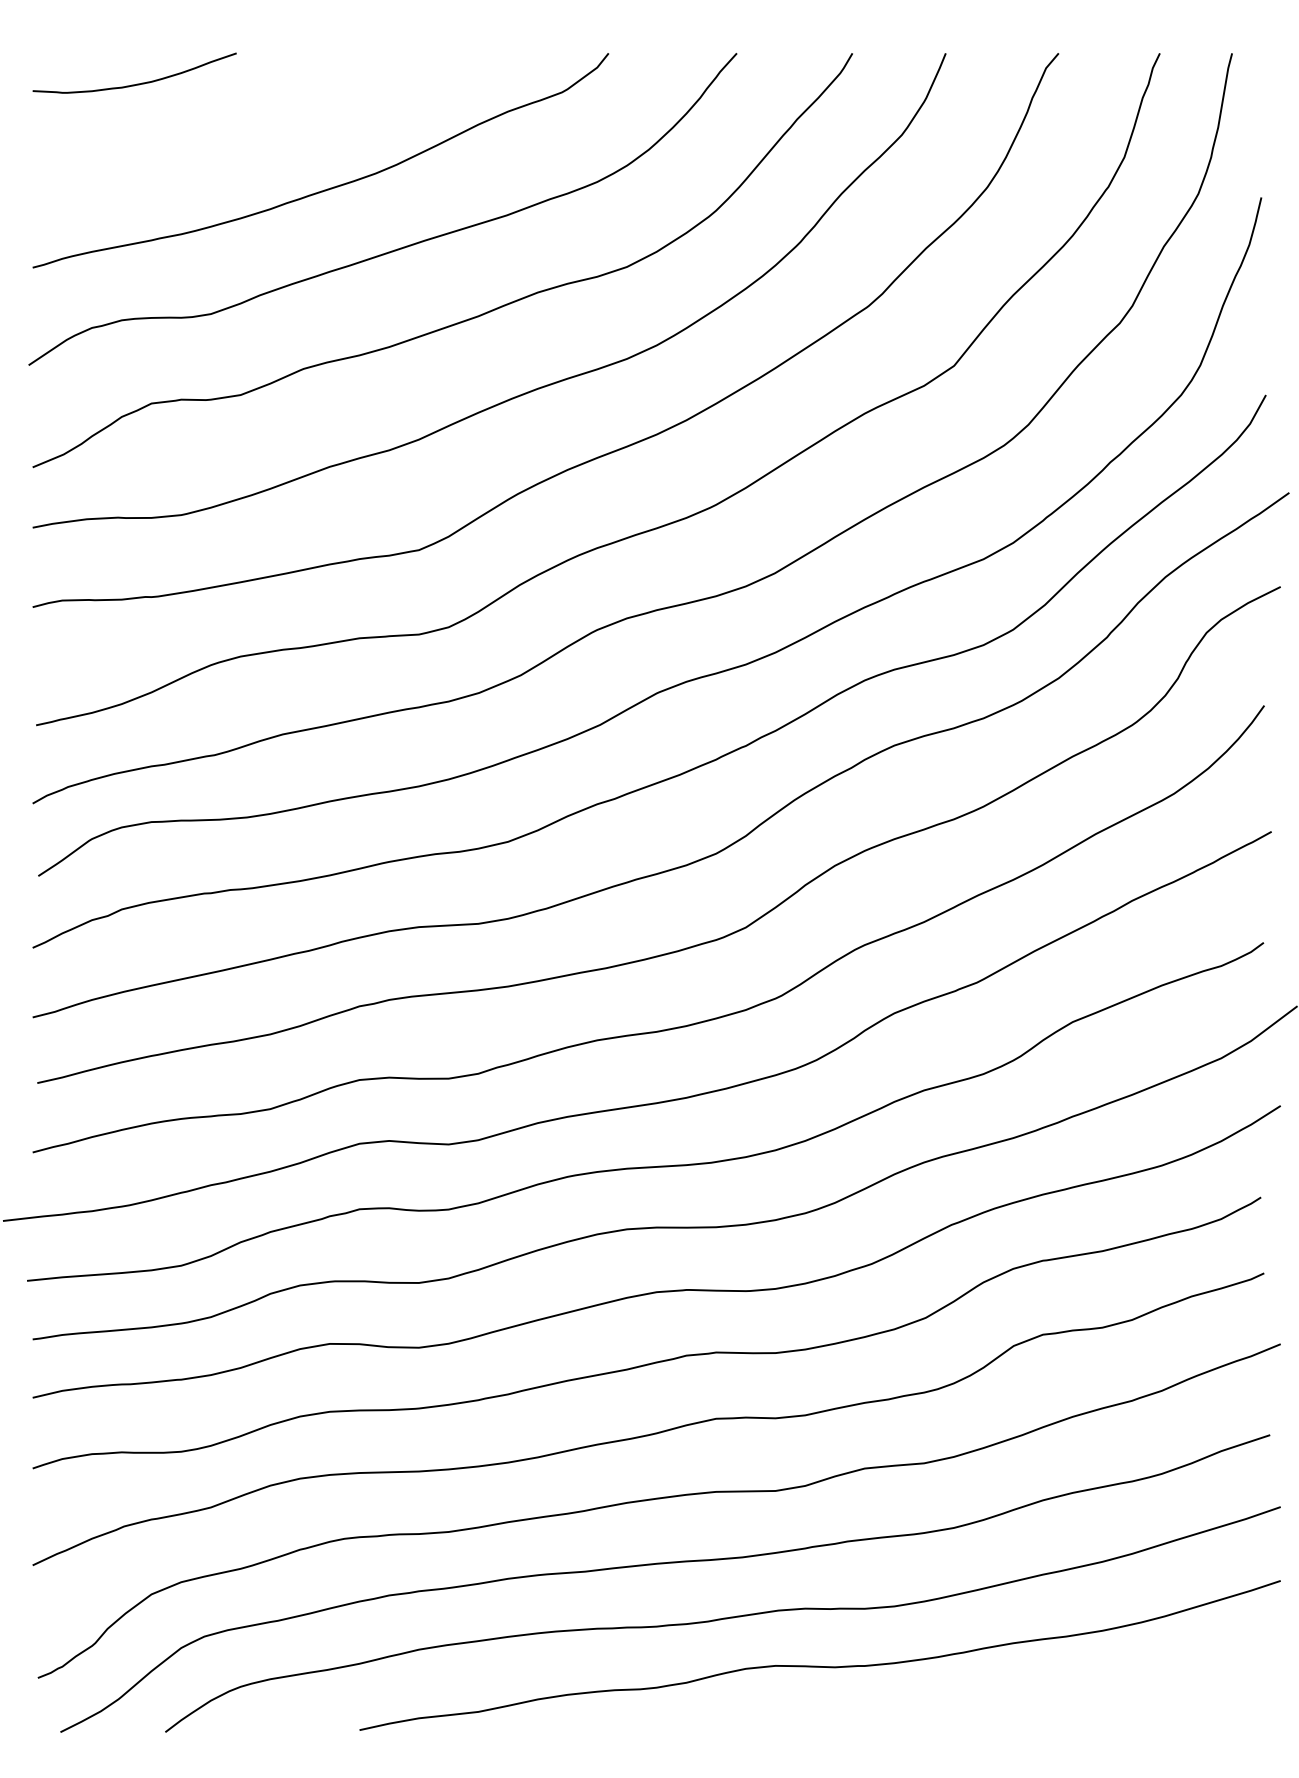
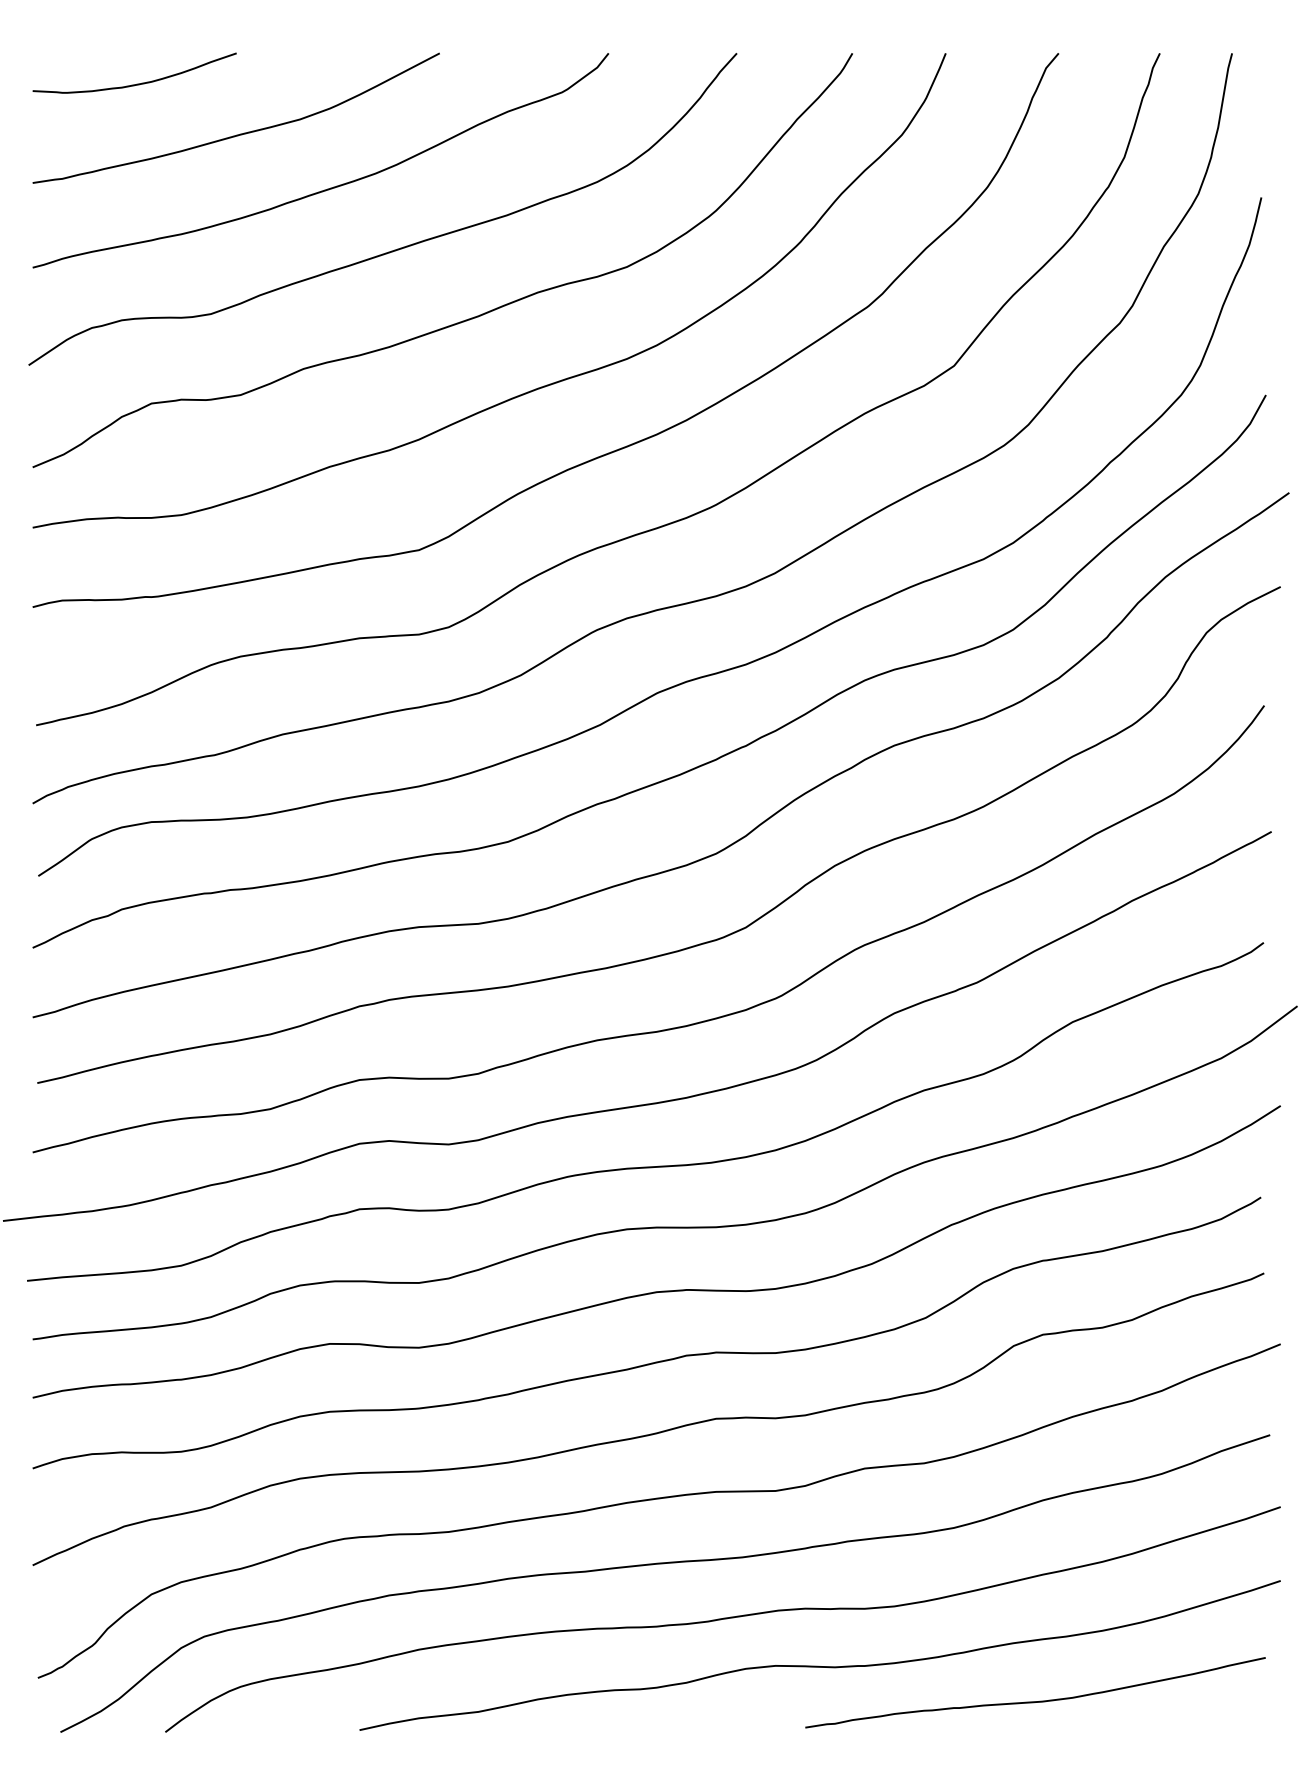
curve: none -> present (240, 133)
curve: none -> present (1039, 1700)
